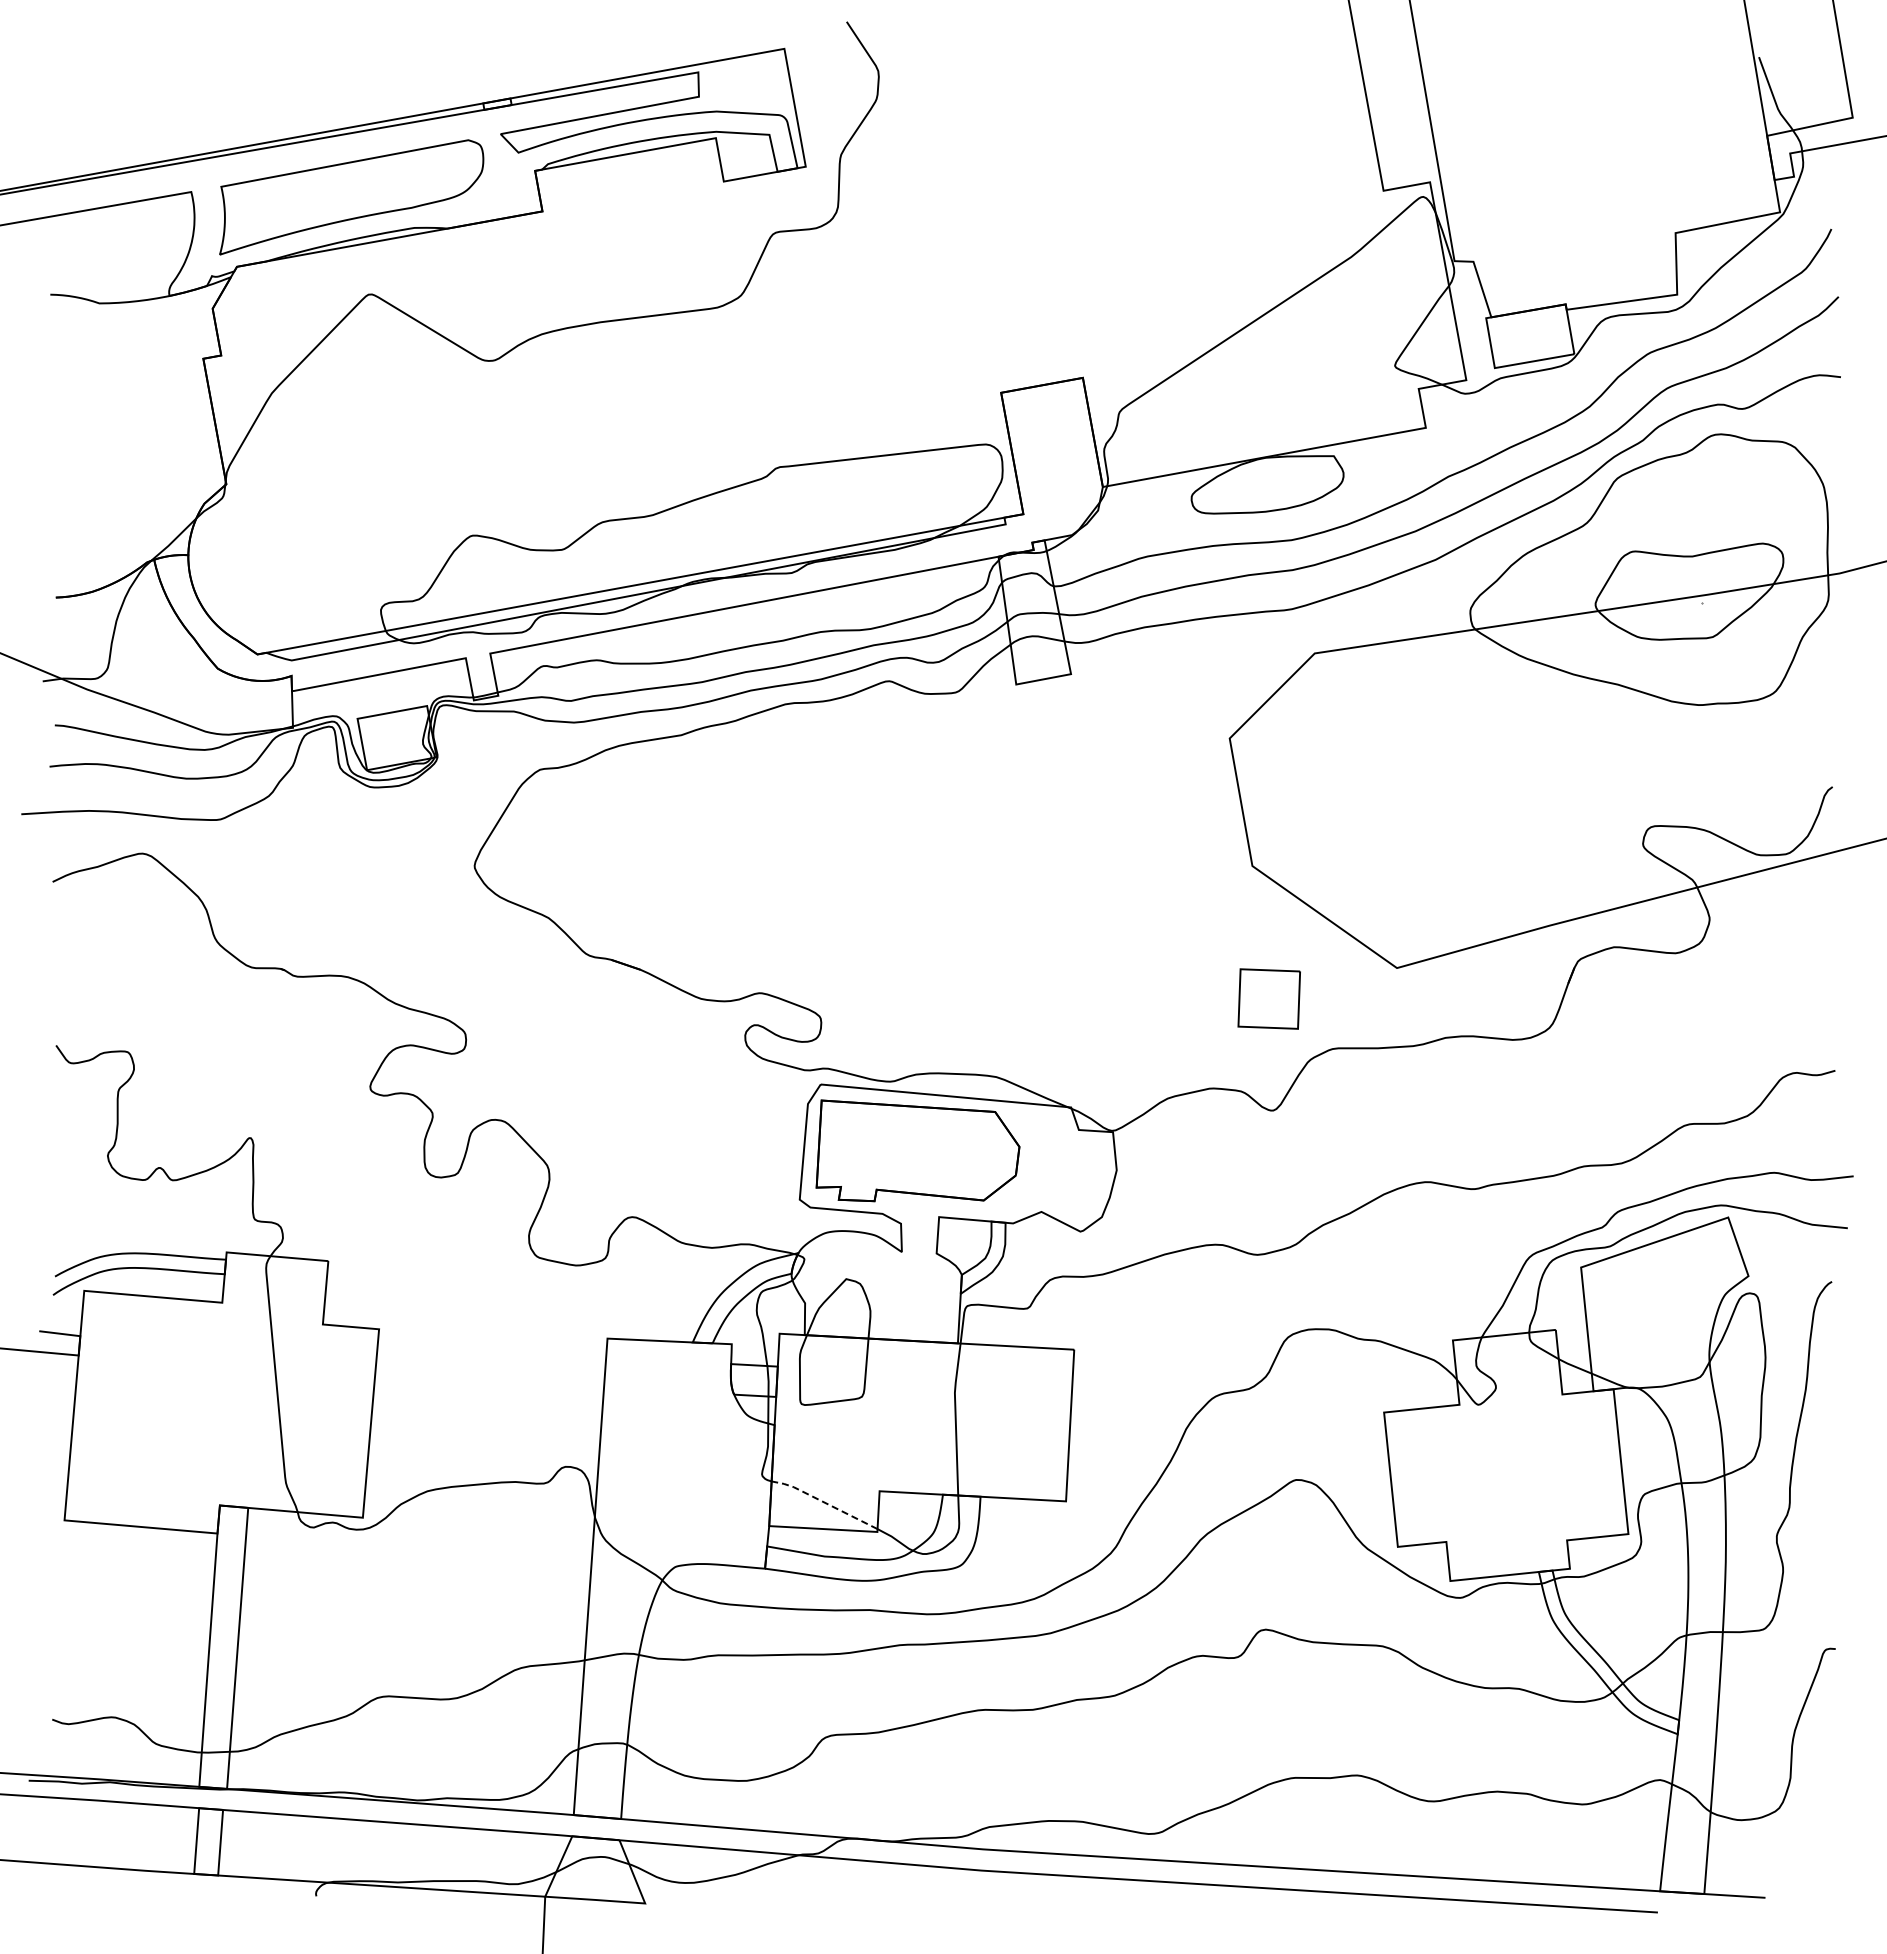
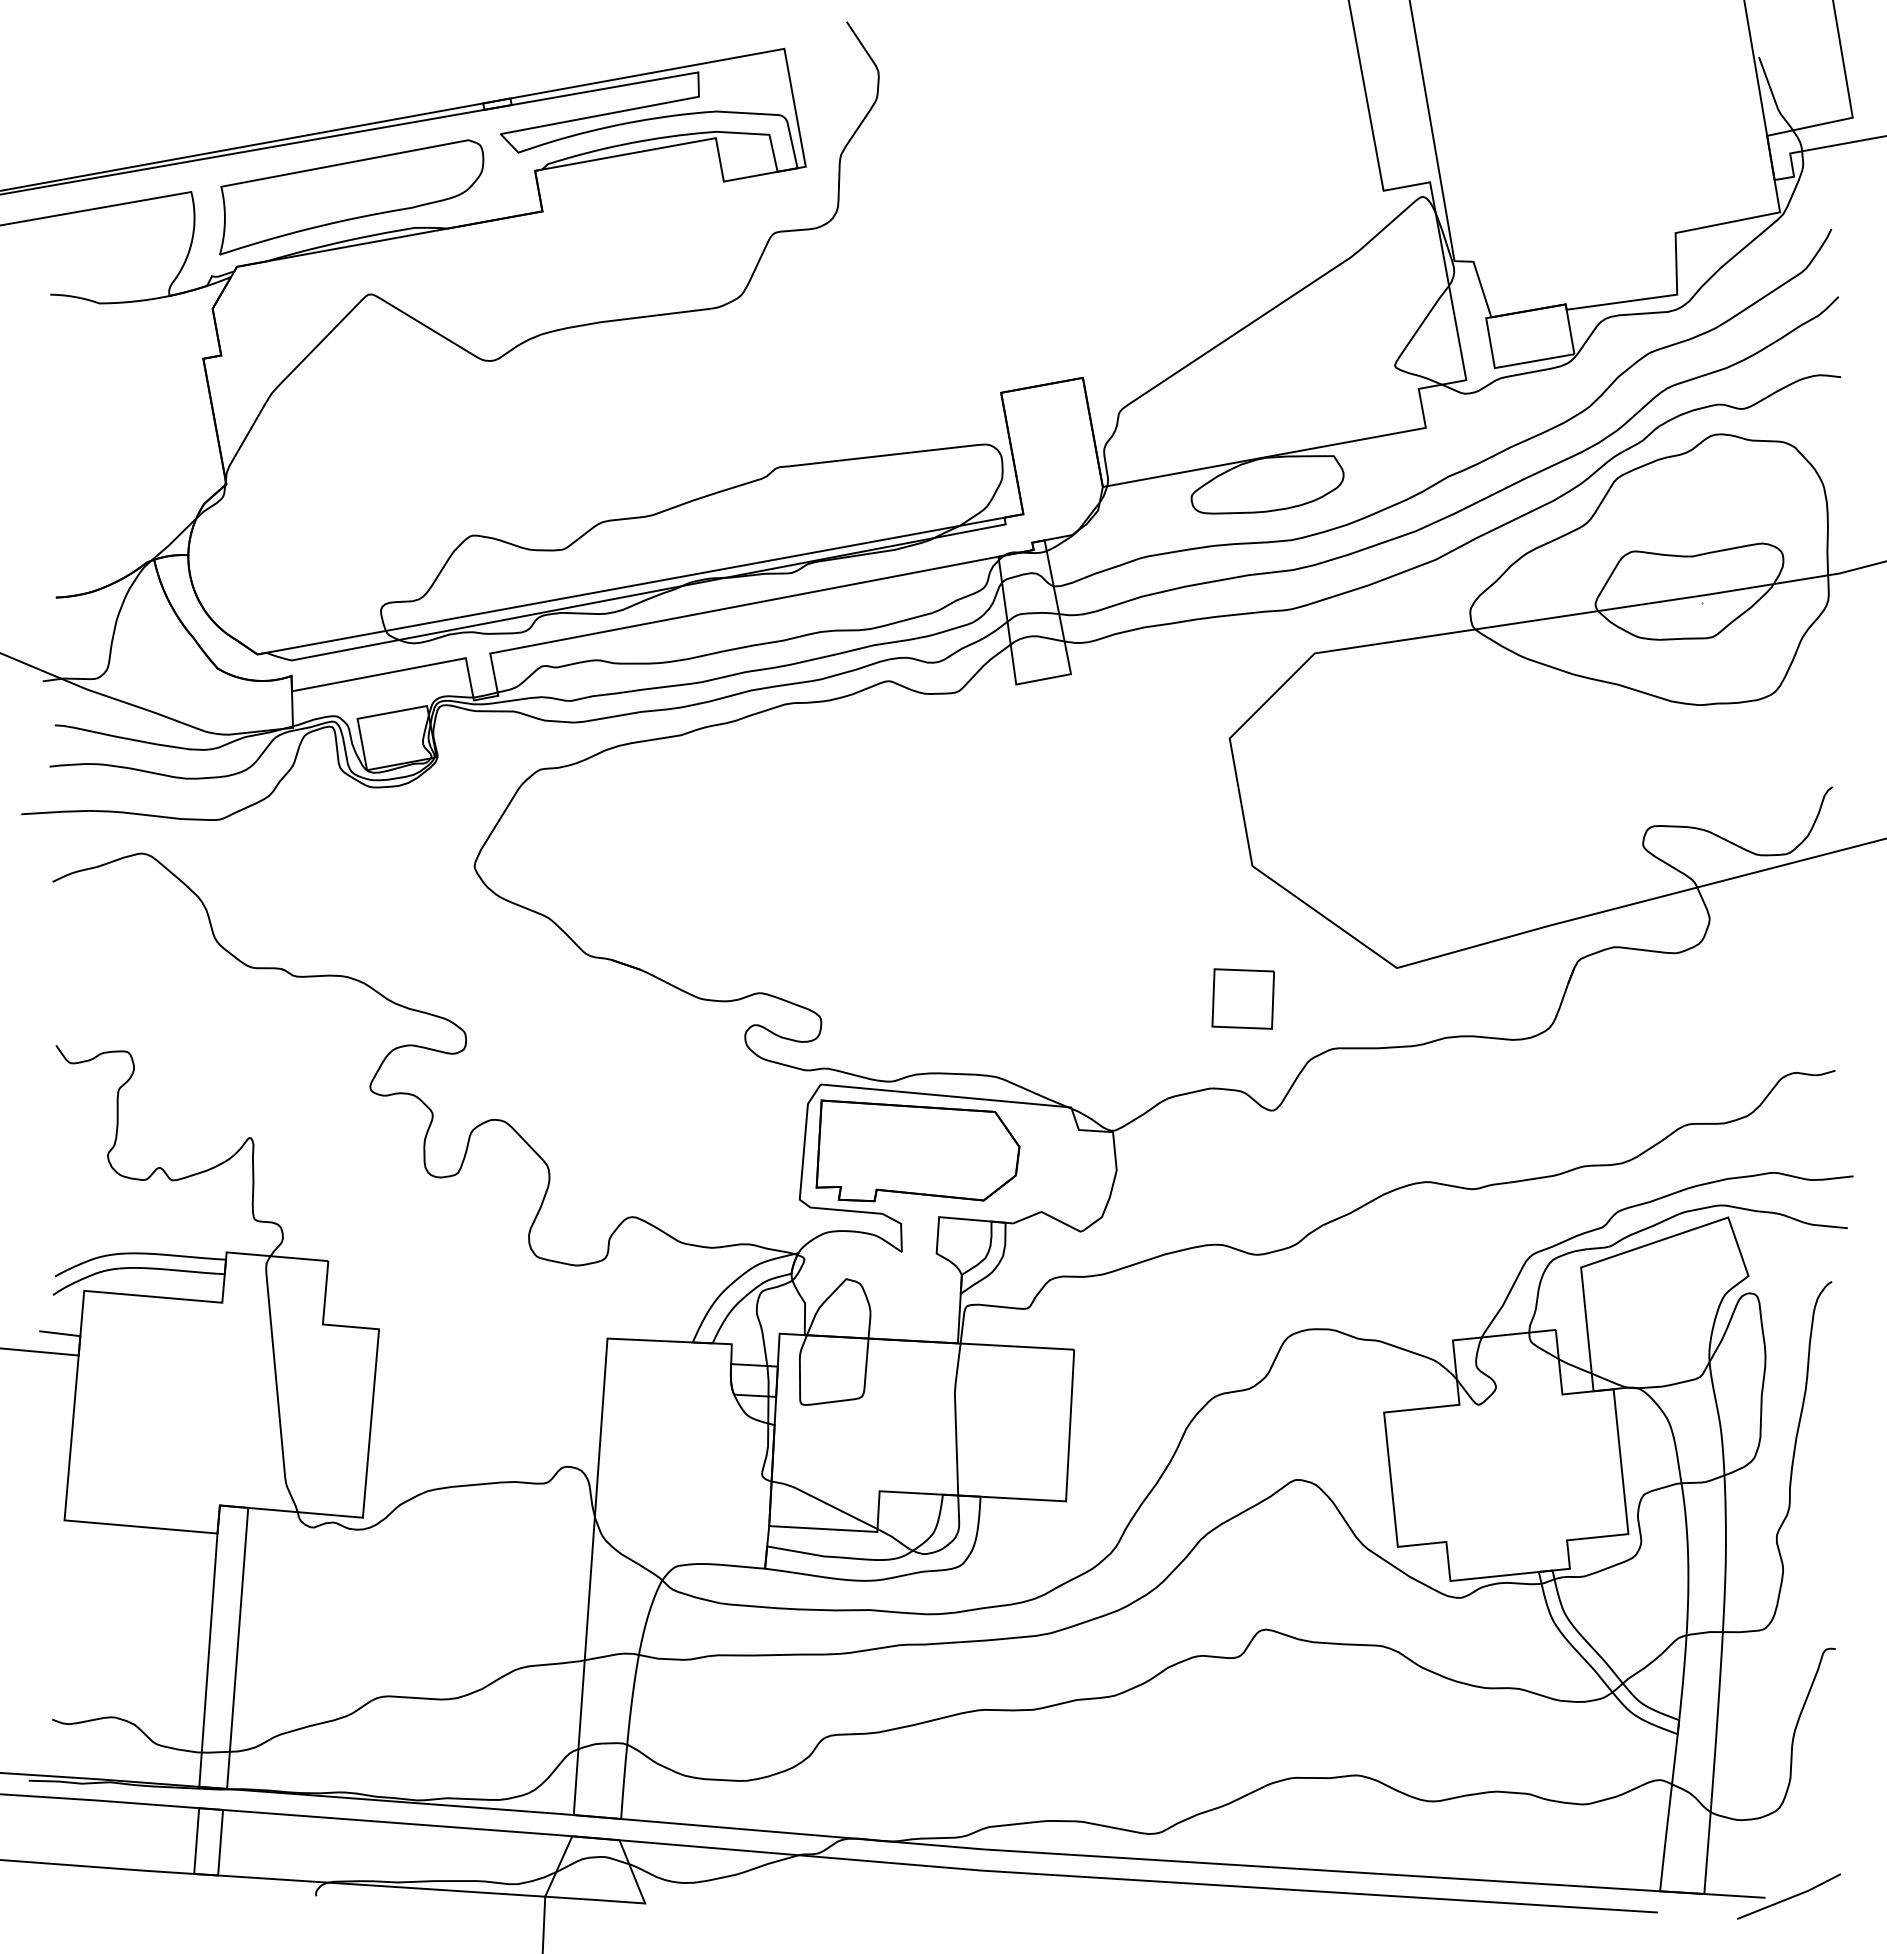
part position: (1268, 998) -> (1242, 998) (1242, 998)
line: dashed -> solid (824, 1502)
line: none -> present (1788, 1897)
